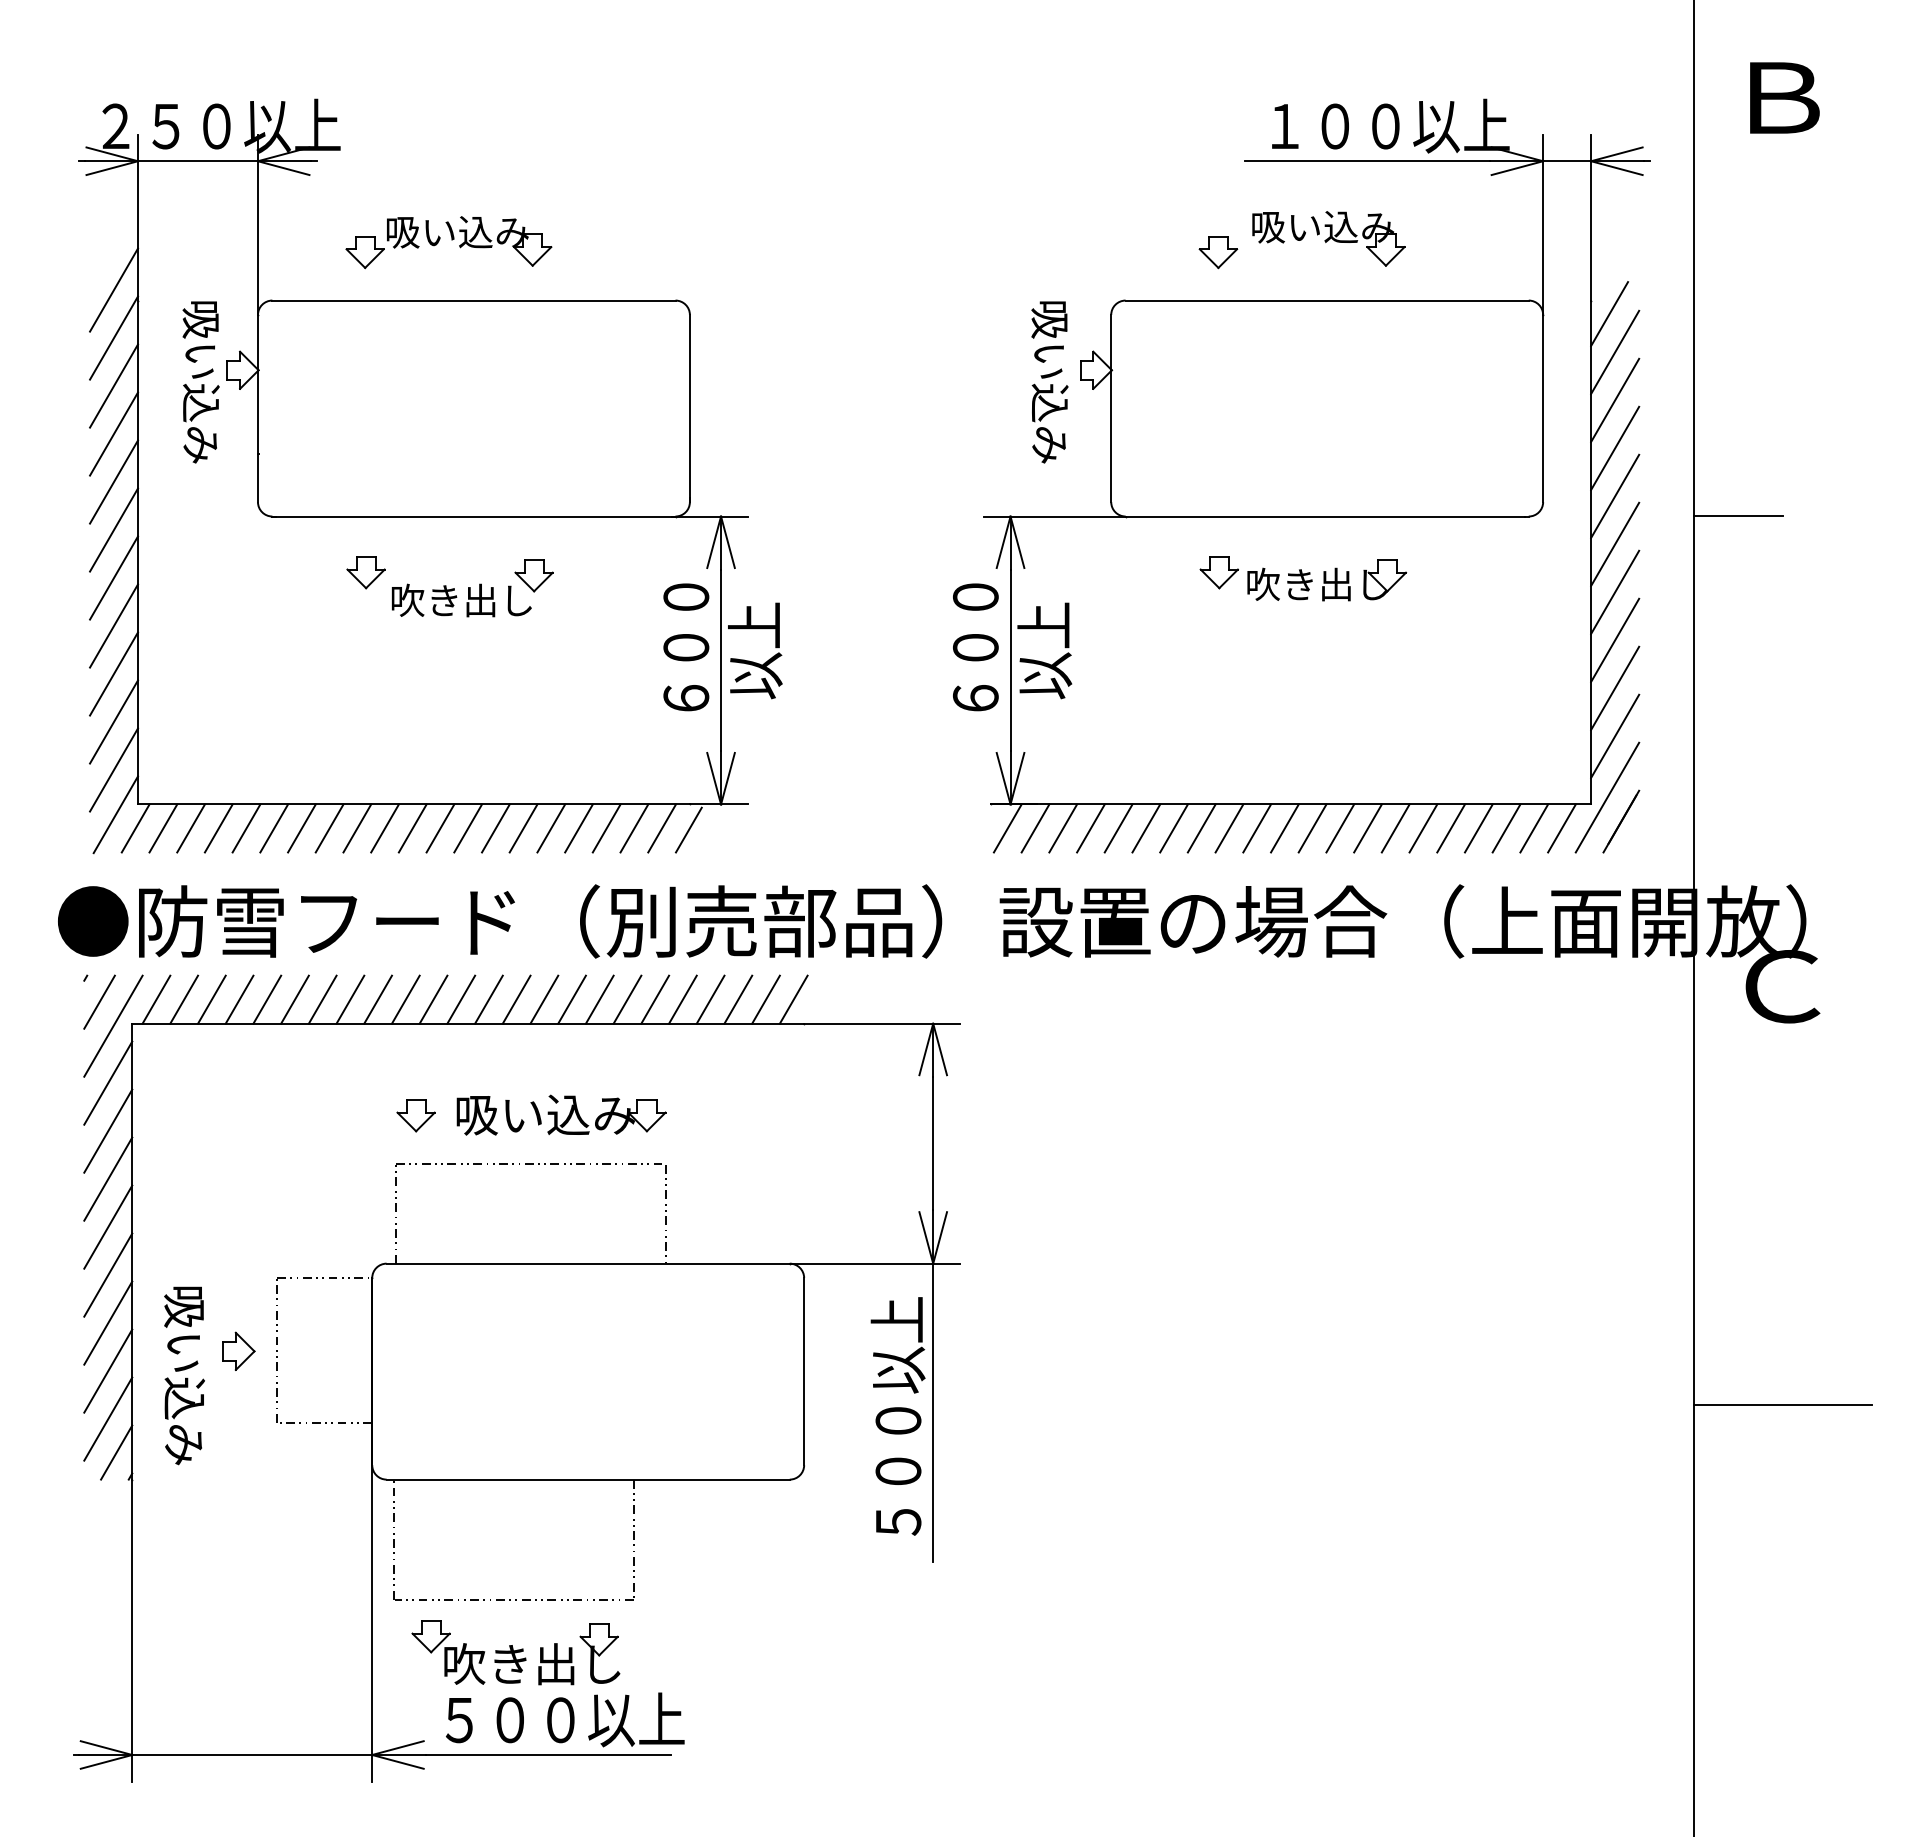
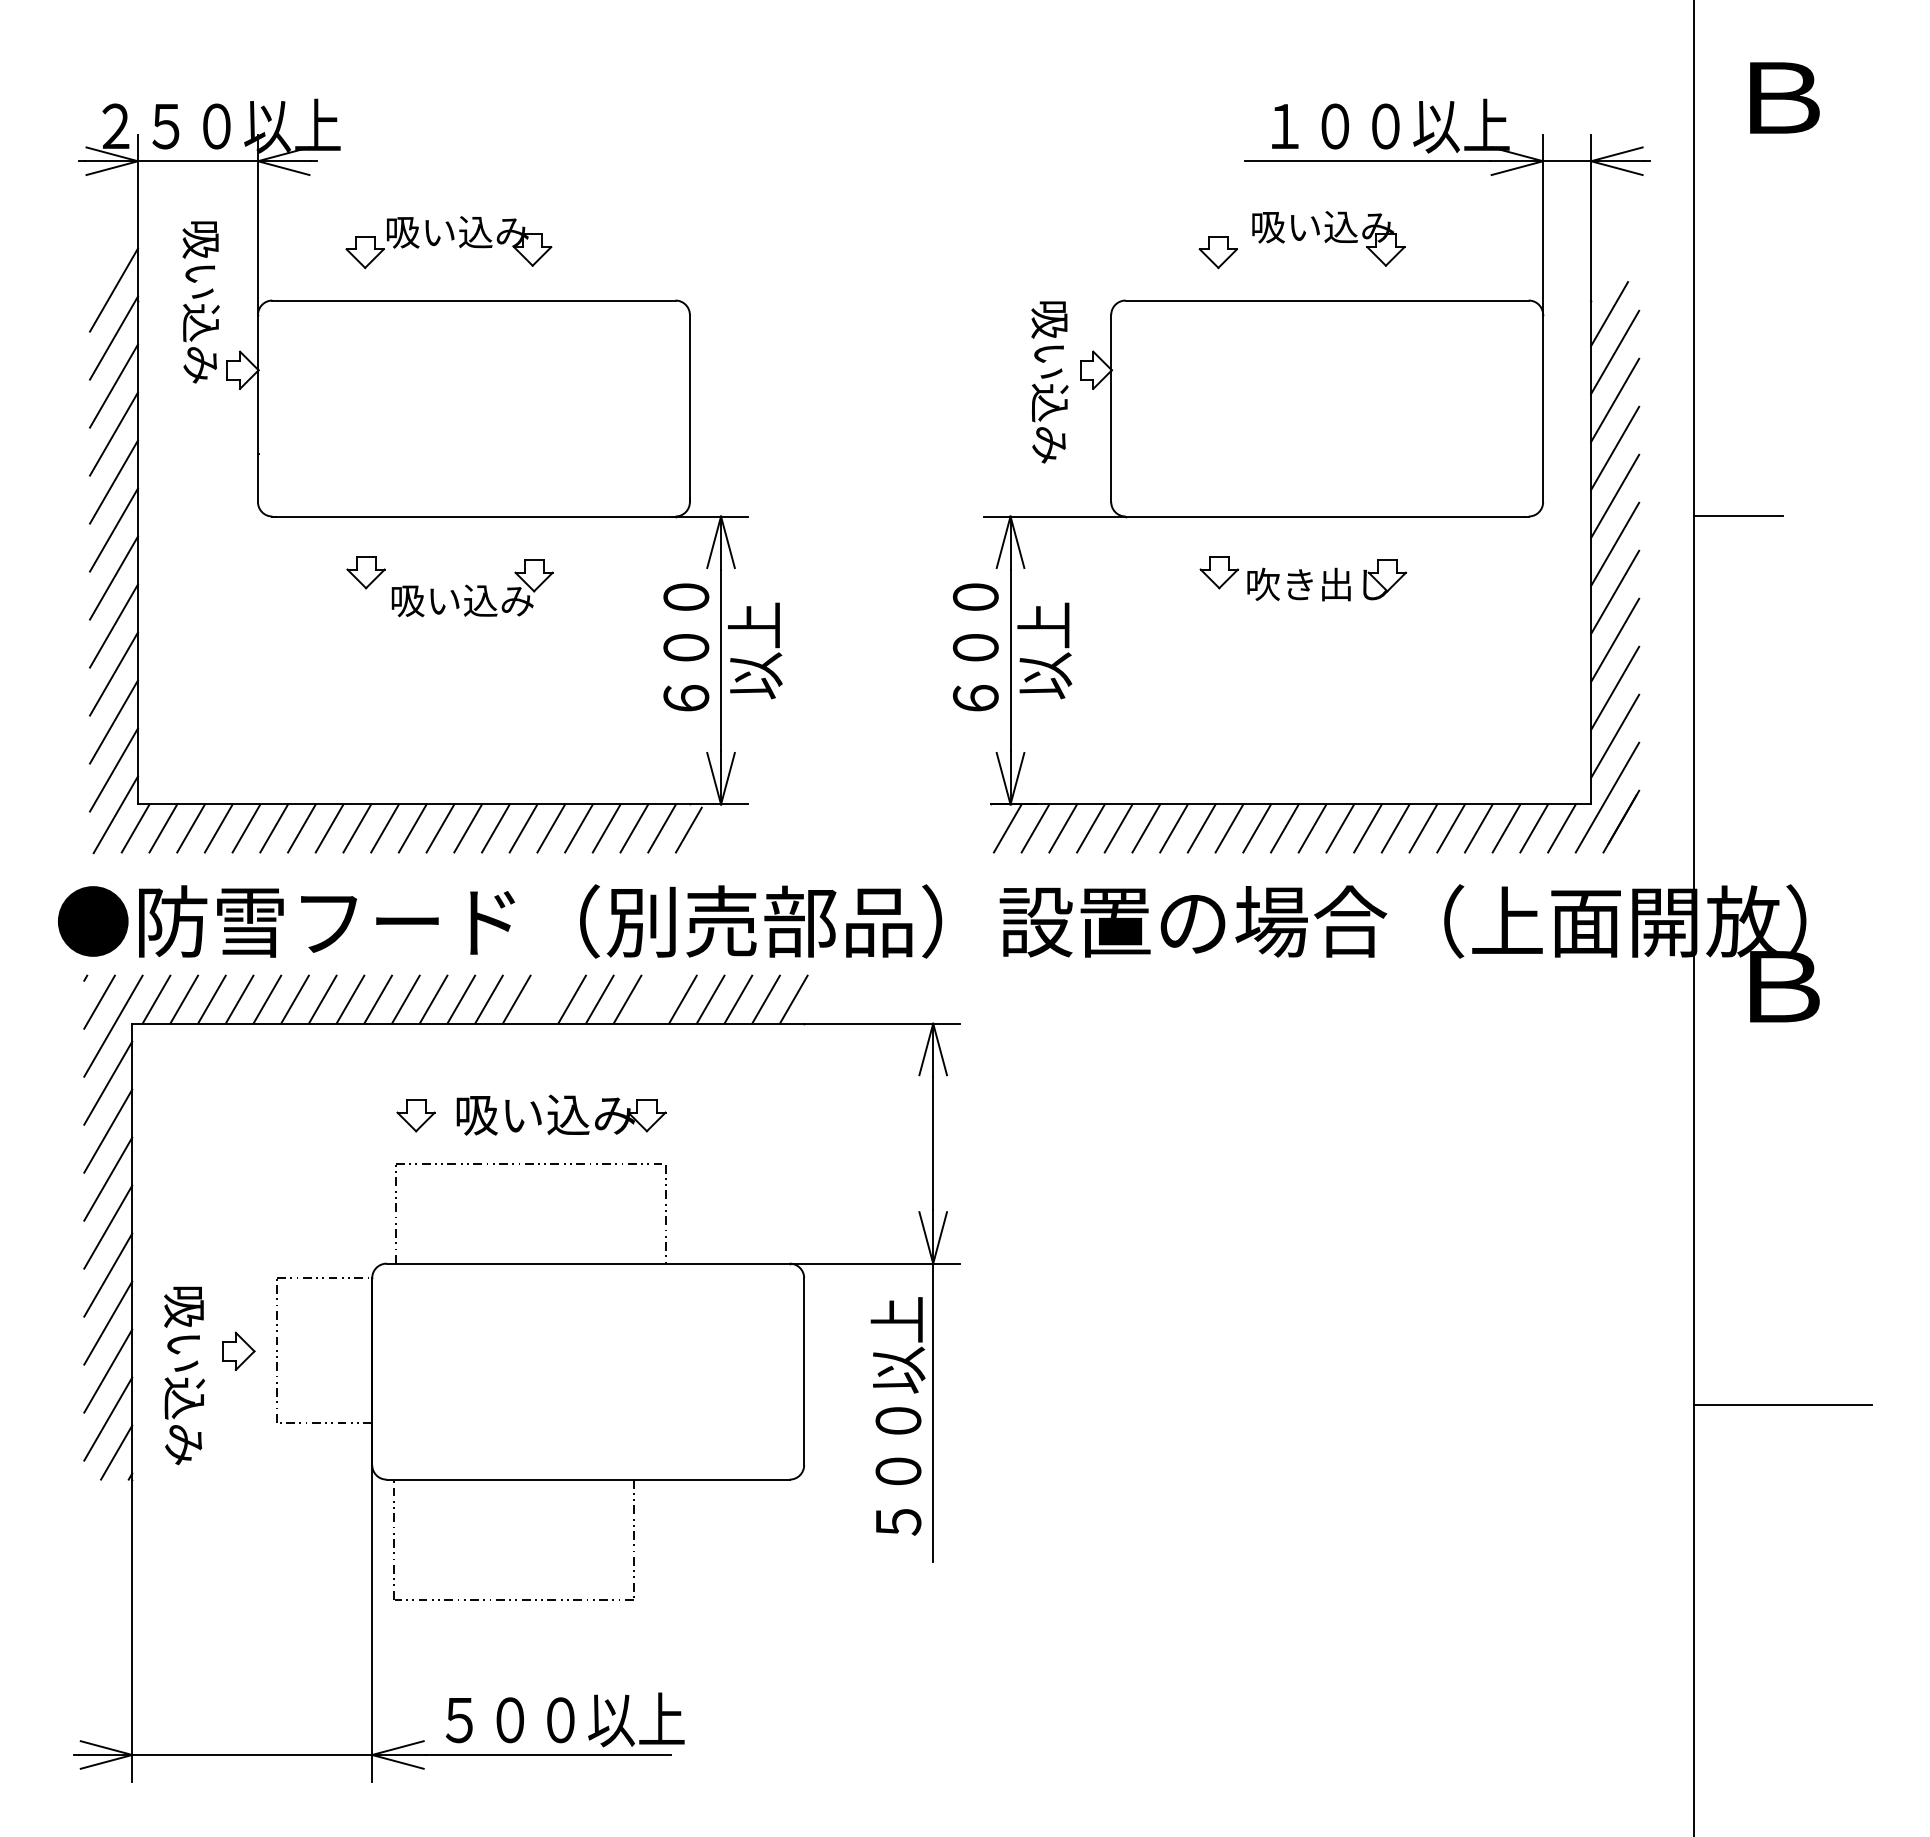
text position: (200, 382) -> (200, 302) (200, 302)
text: 吹き出し -> 吸い込み (462, 600)
text: Ｃ -> Ｂ (1782, 986)
line: present -> none (544, 999)
line: present -> none (655, 999)
part: present -> none (515, 1652)
